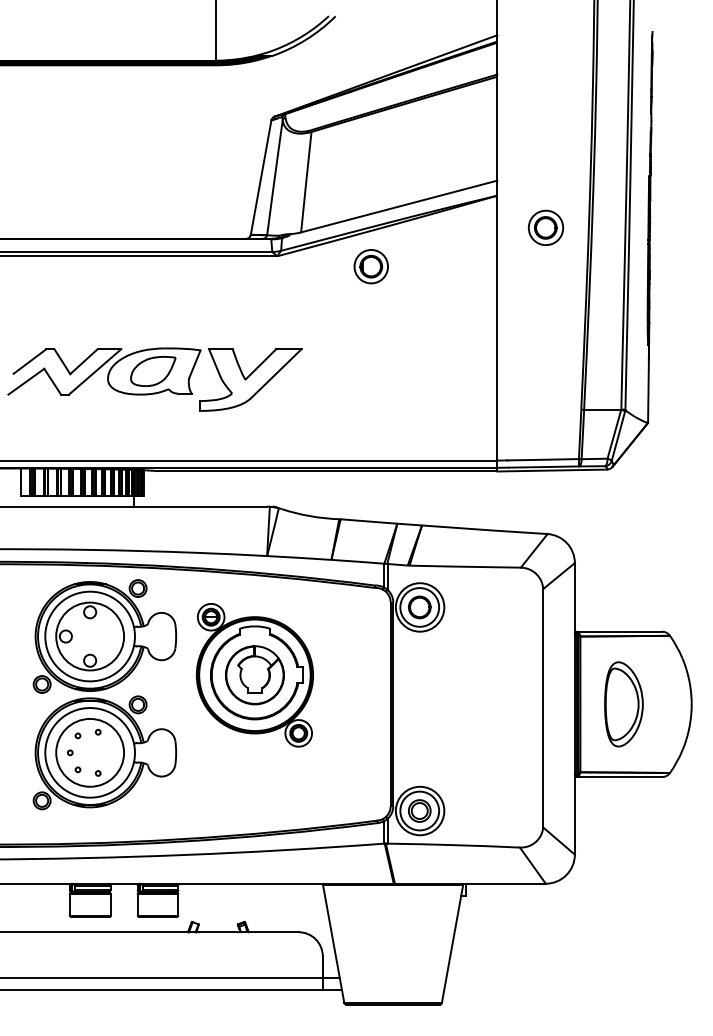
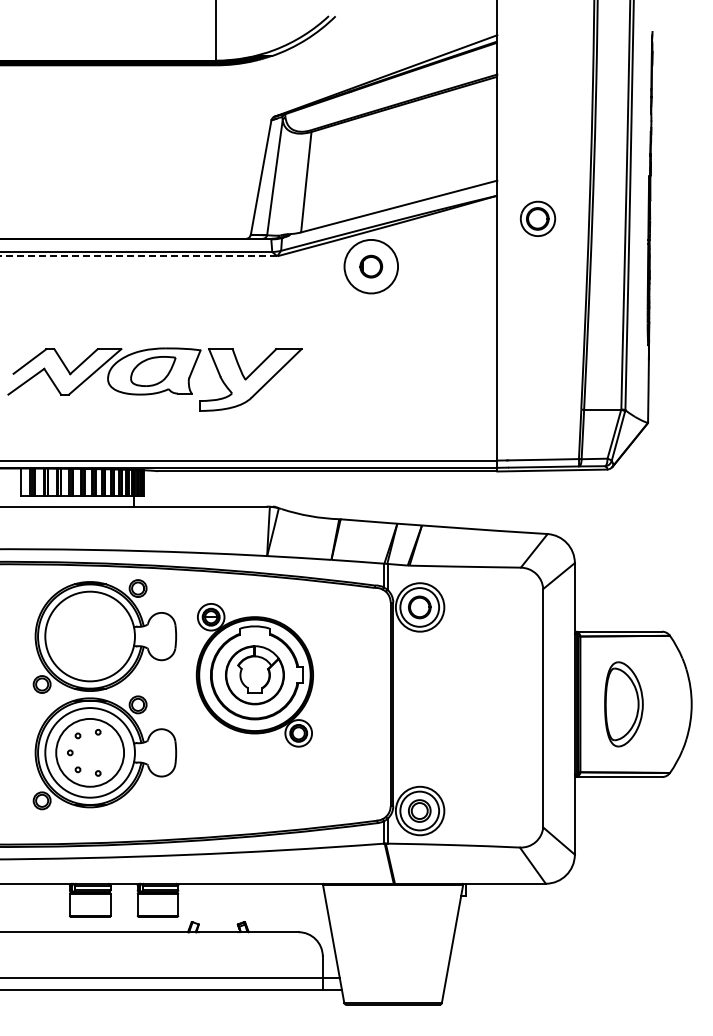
part position: (546, 227) -> (538, 218) (538, 218)
line: solid -> dashed (138, 256)
circle diameter: 33 px -> 54 px (371, 266)
part: present -> none (89, 636)
